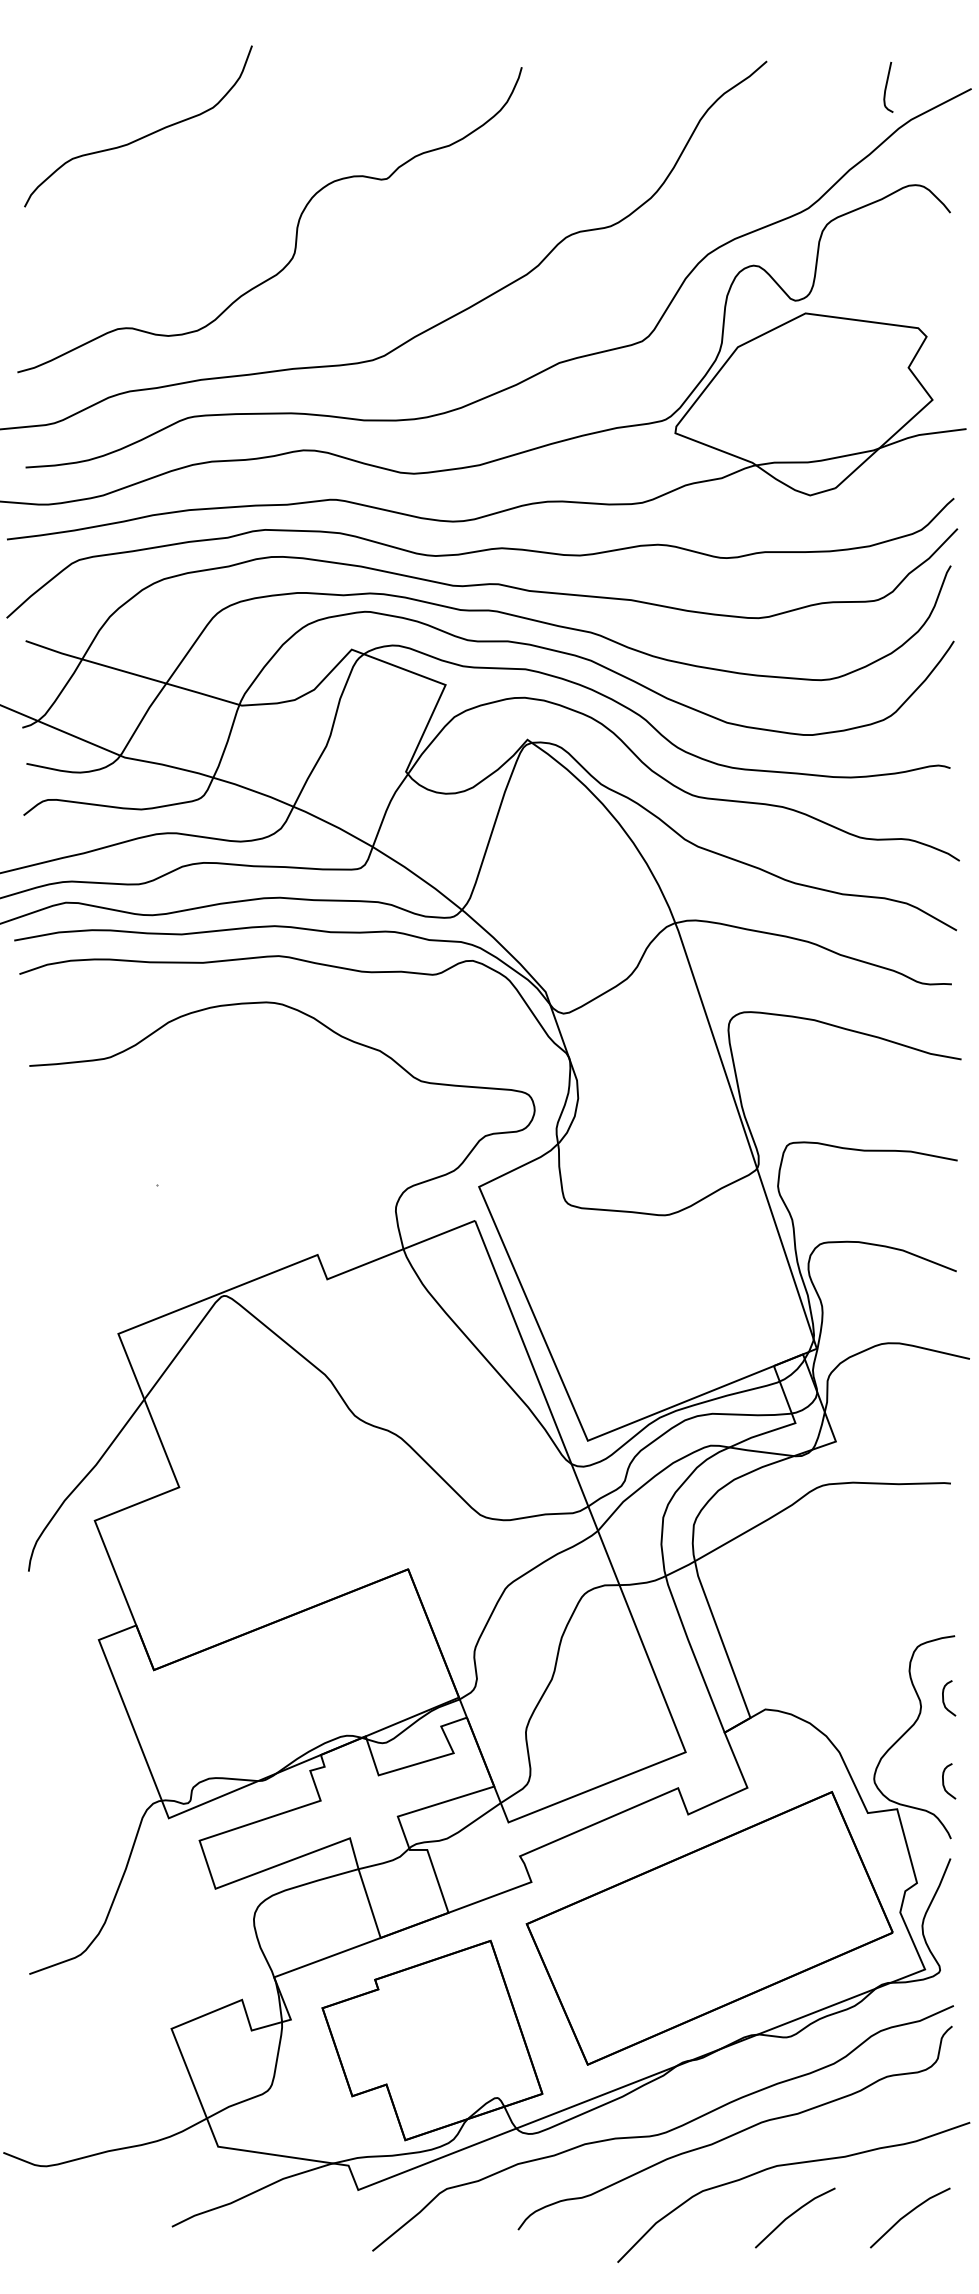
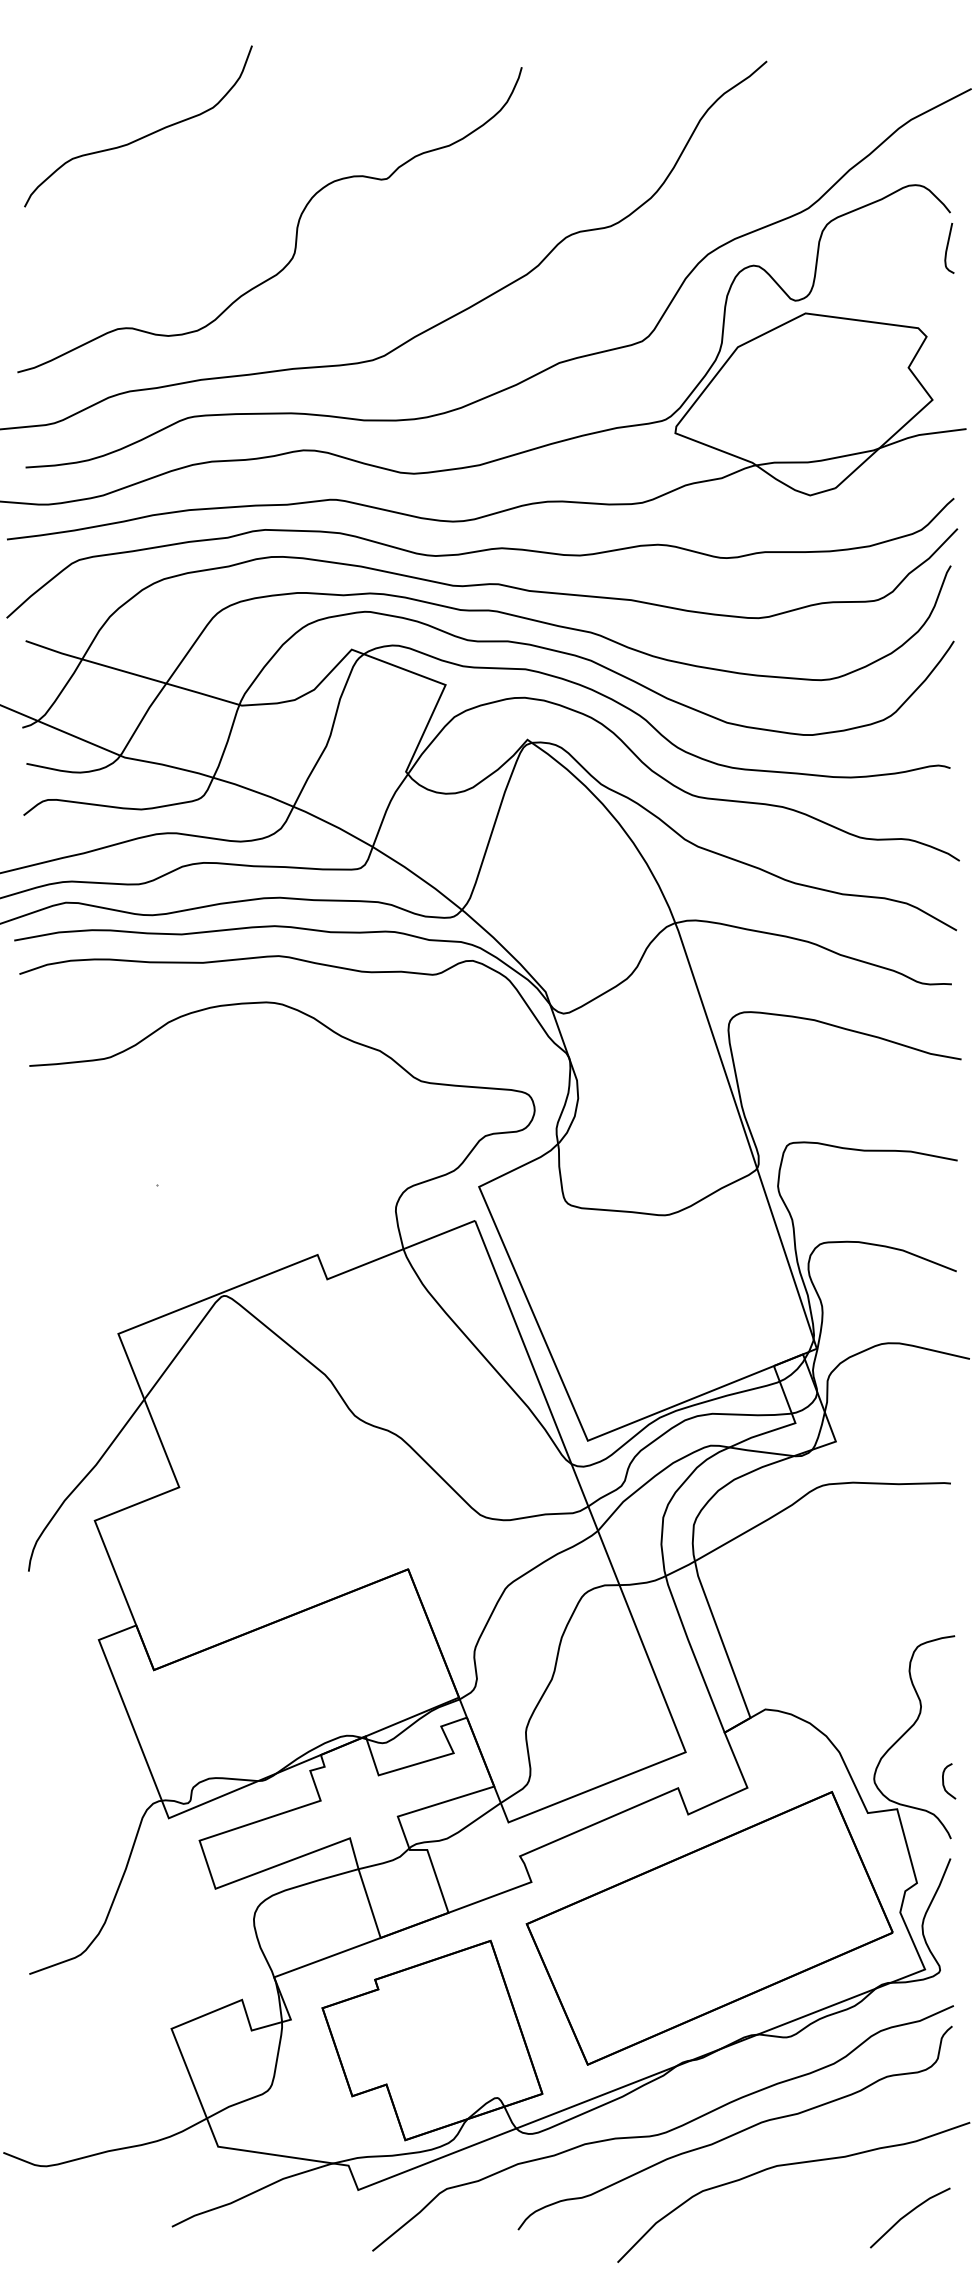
curve position: (887, 85) -> (948, 246) (948, 246)
curve: present -> none (944, 1699)
line: present -> none (793, 2214)
